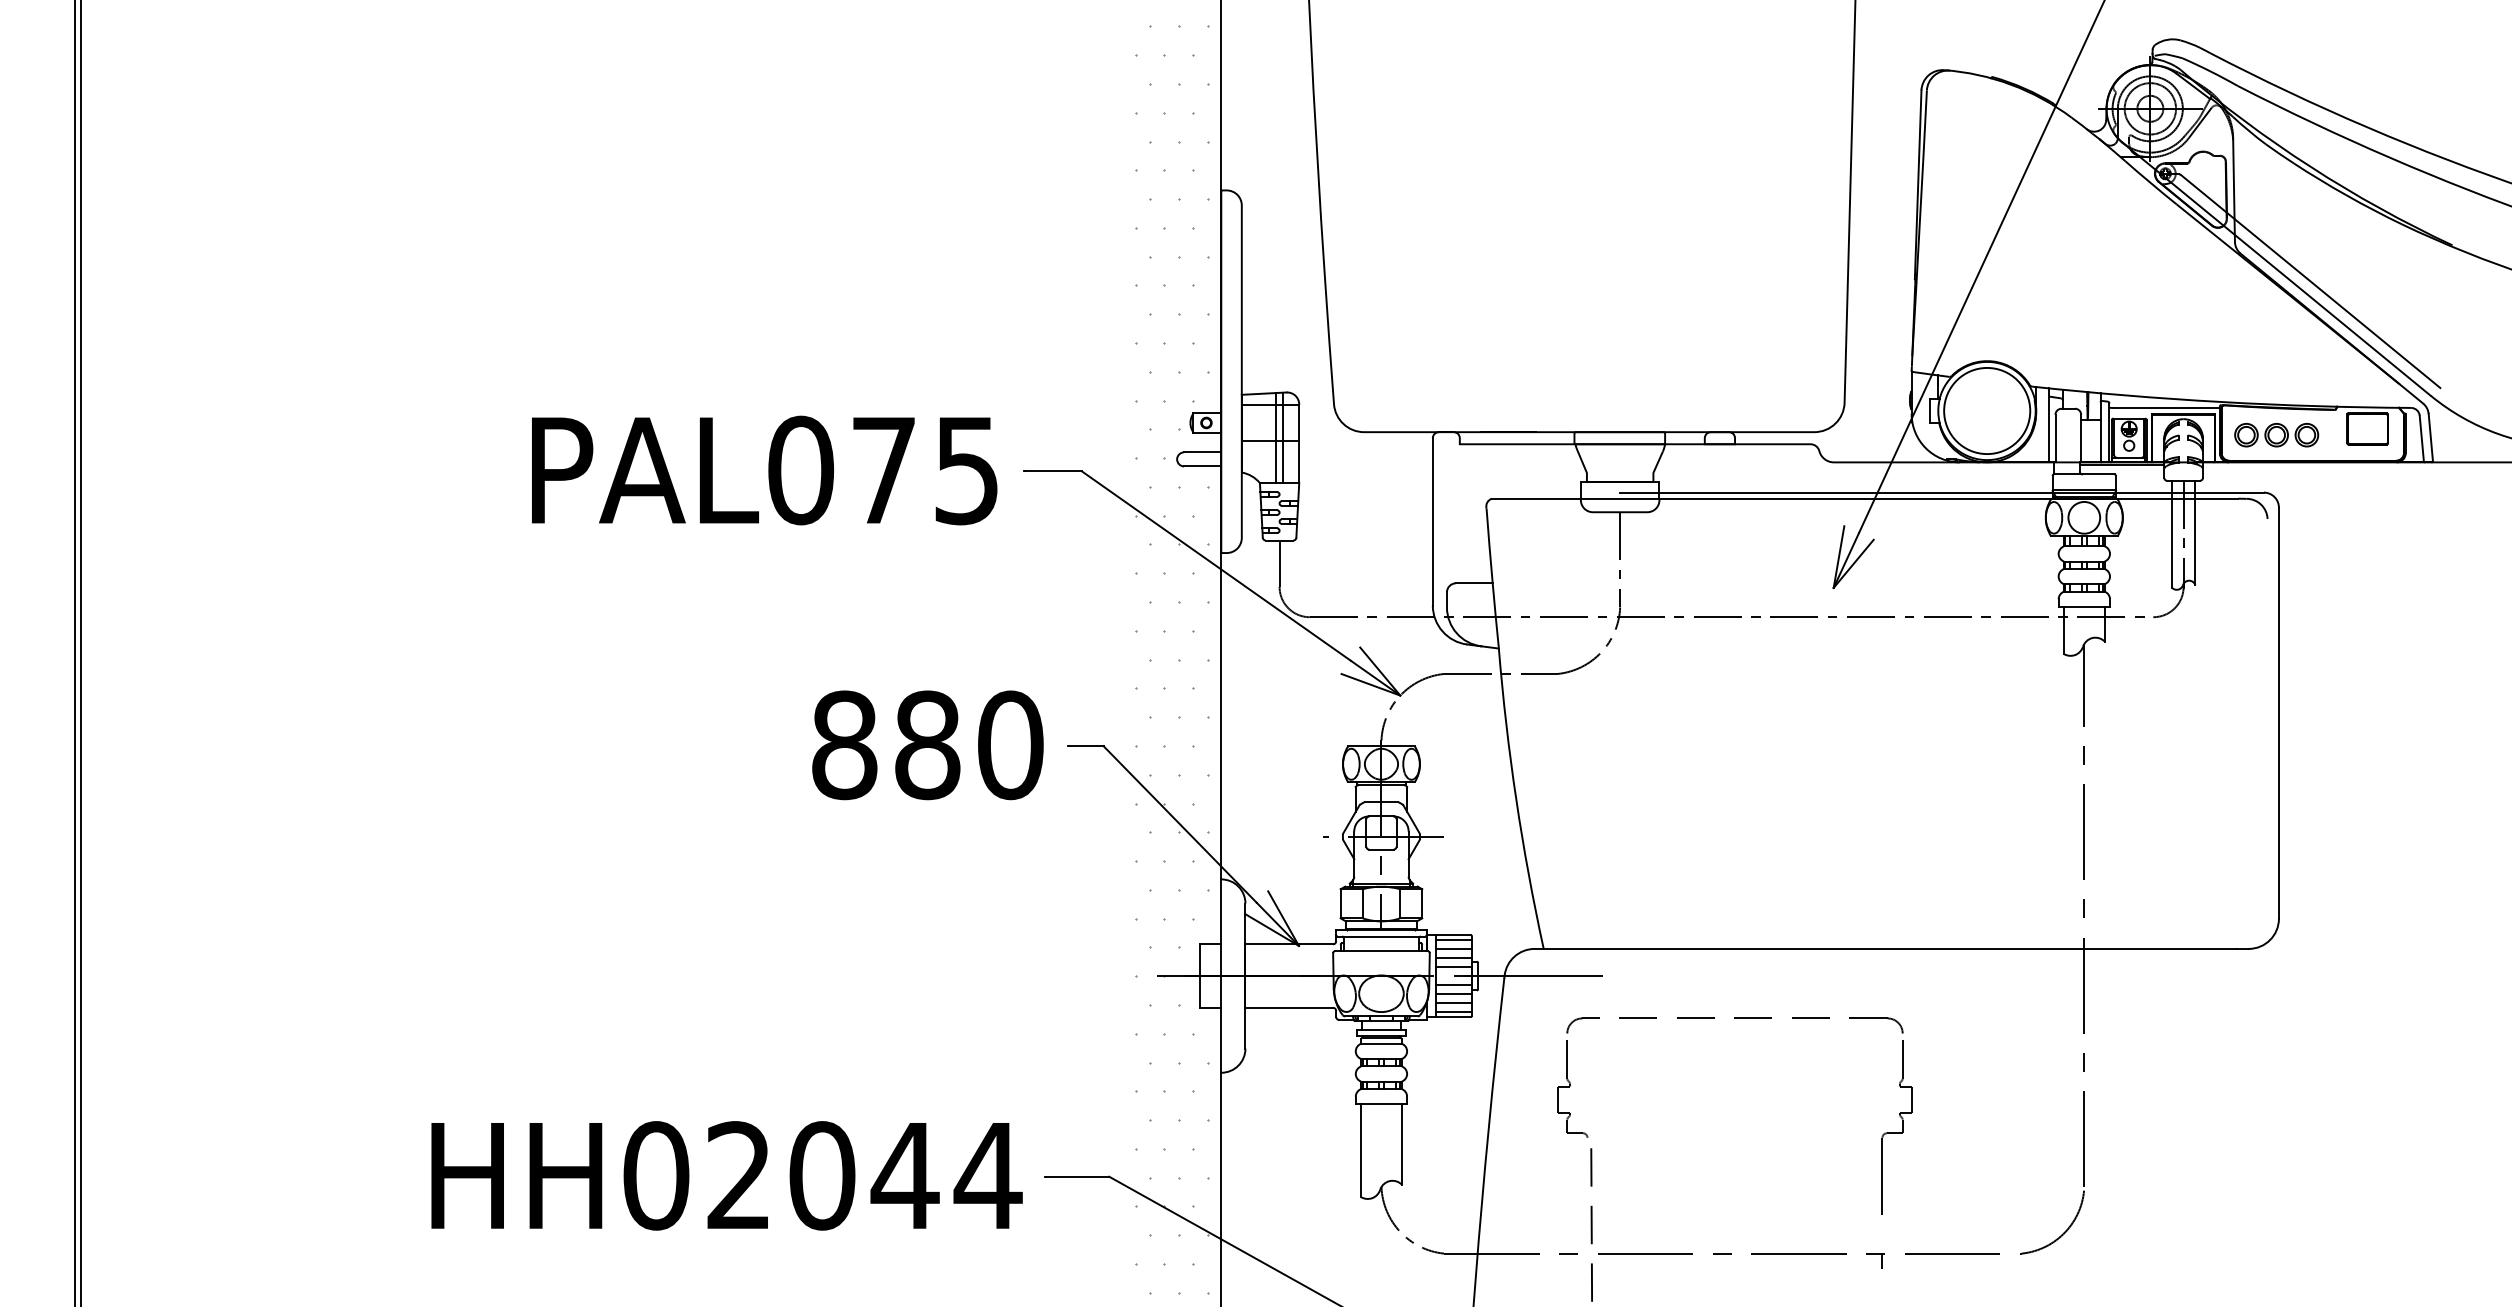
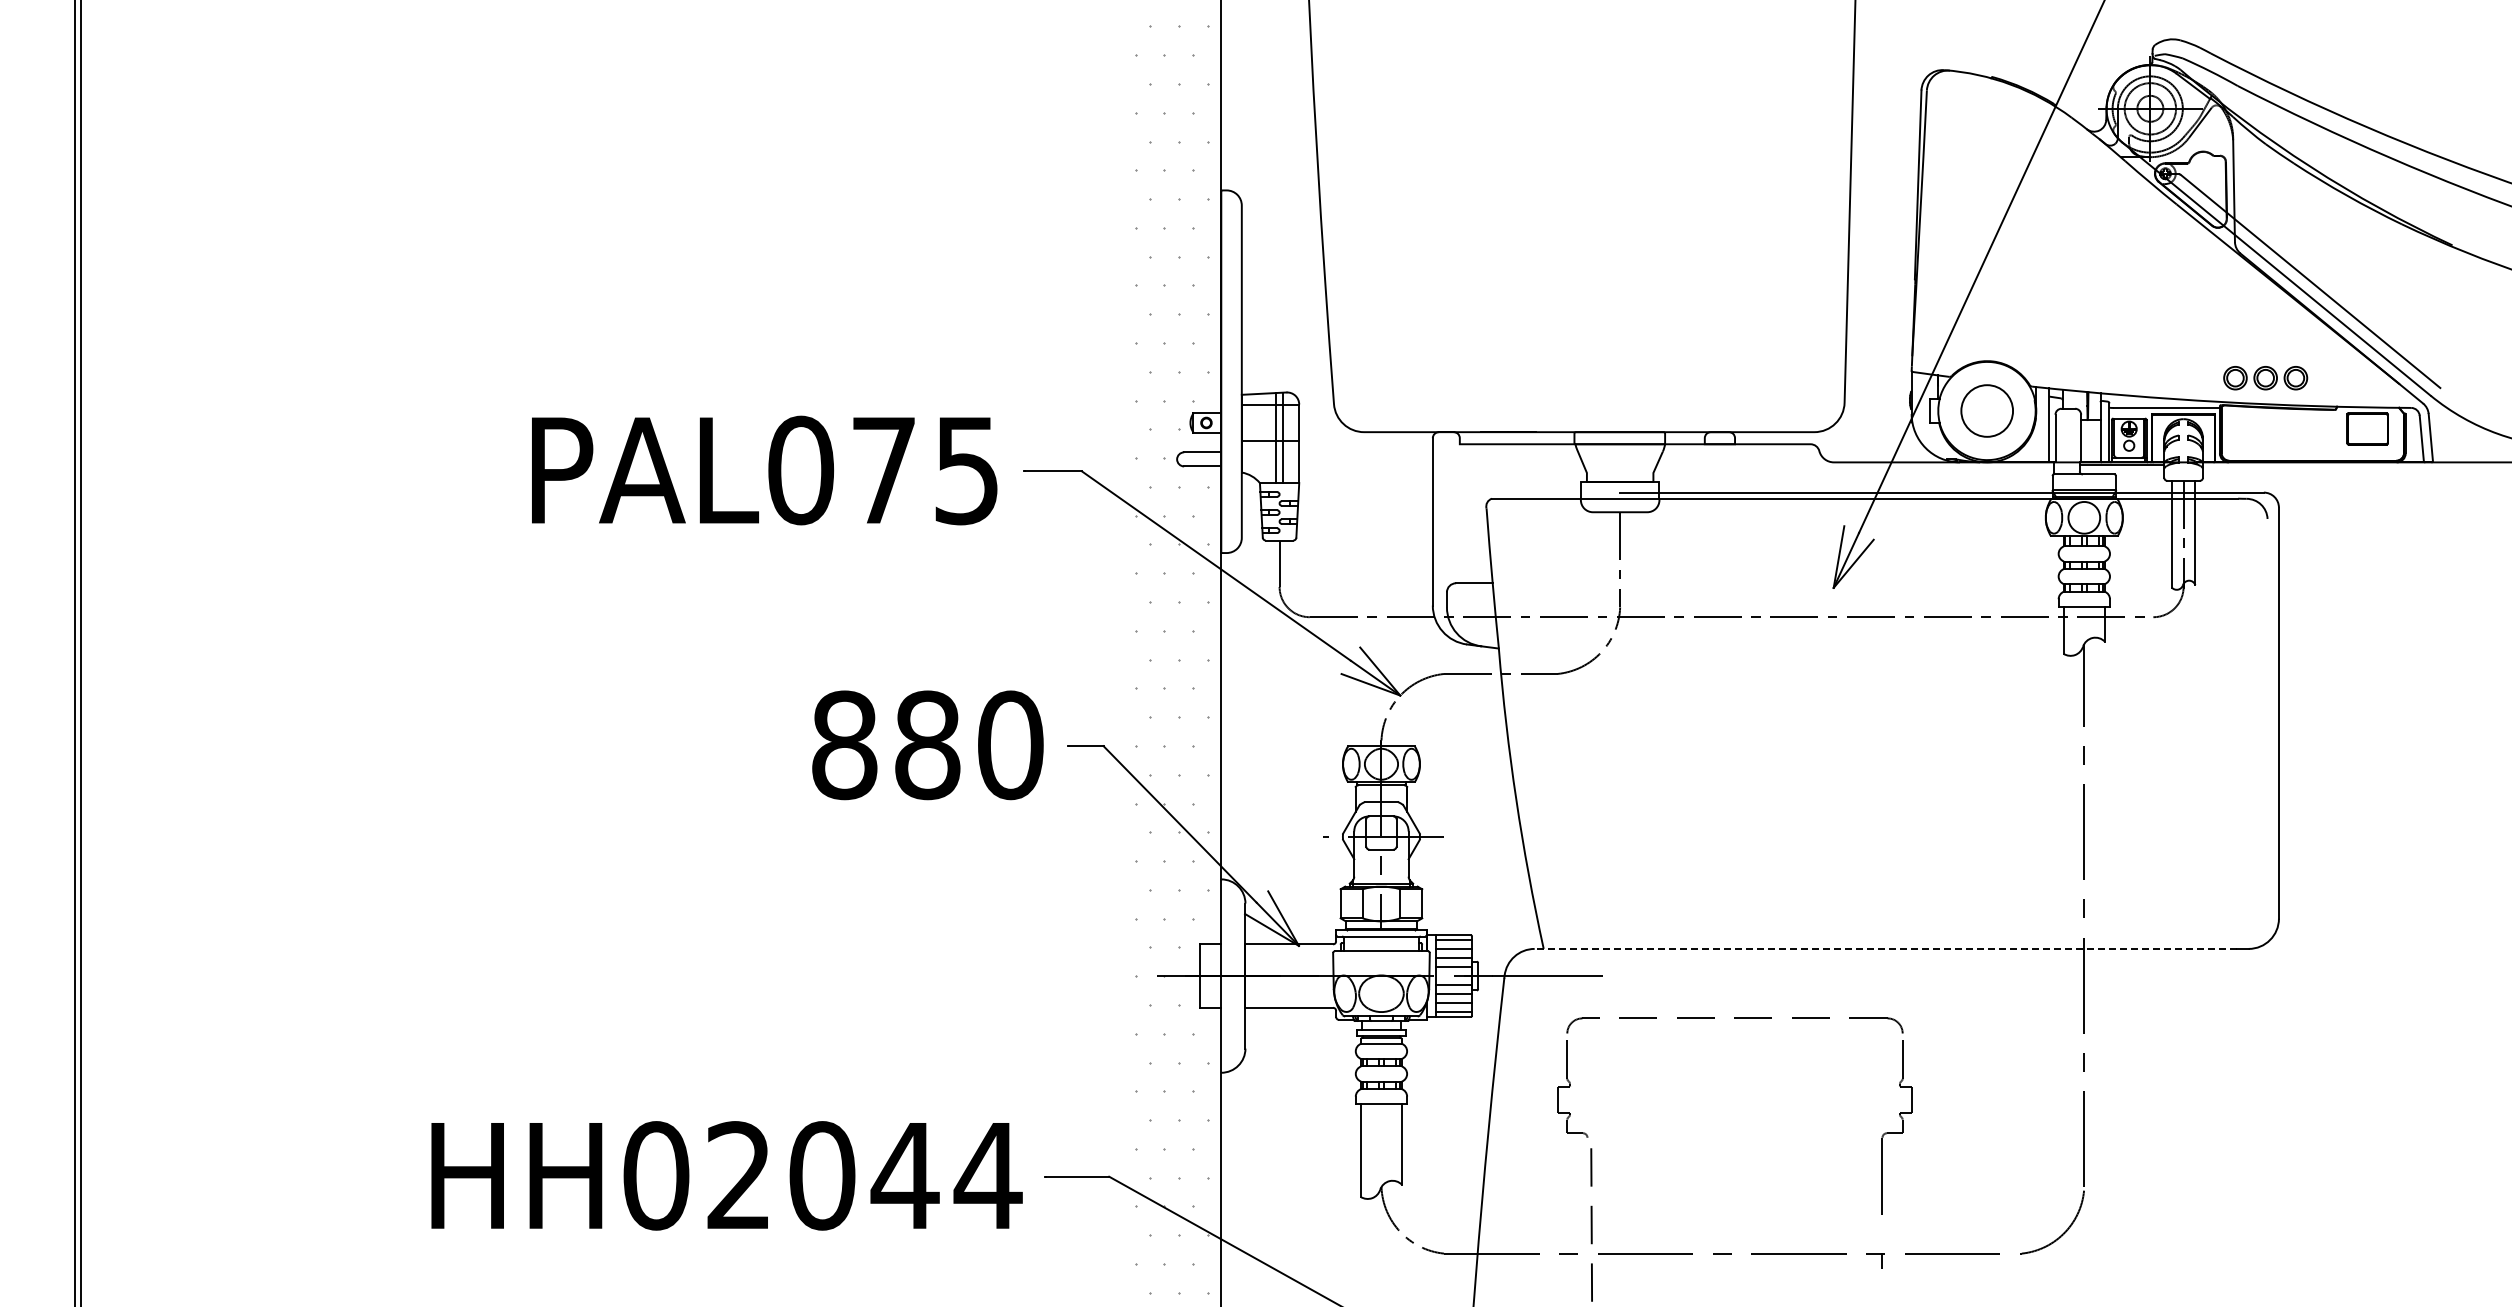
circle diameter: 86 px -> 52 px (1987, 410)
part position: (2276, 435) -> (2265, 378) (2265, 378)
line: solid -> dashed (1885, 948)
